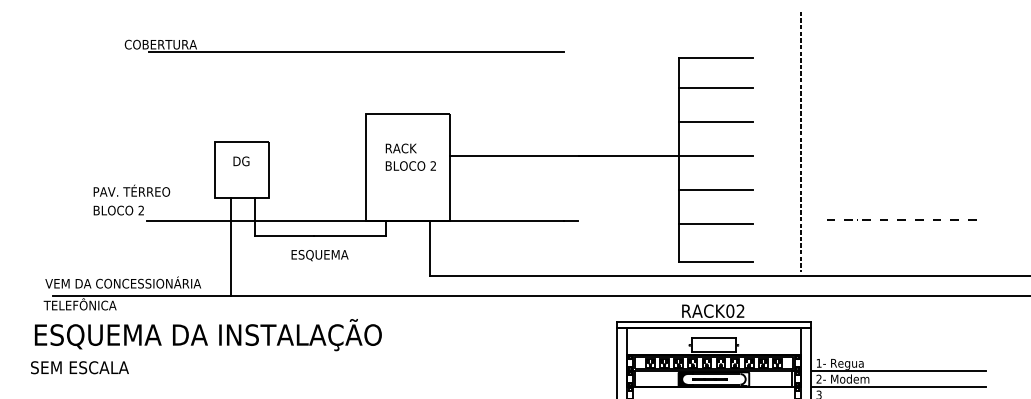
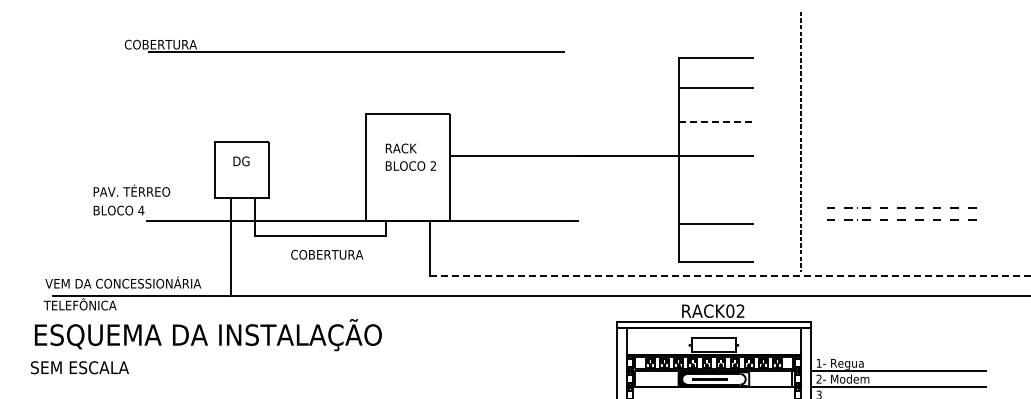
line: solid -> dashed (716, 121)
line: present -> none (716, 189)
line: none -> present (901, 207)
text: 2 -> 4 (141, 210)
text: ESQUEMA -> COBERTURA (327, 255)
line: solid -> dashed (730, 276)
